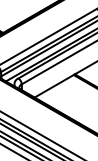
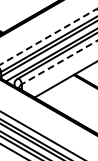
line: solid -> dashed (48, 36)
line: solid -> dashed (59, 62)
